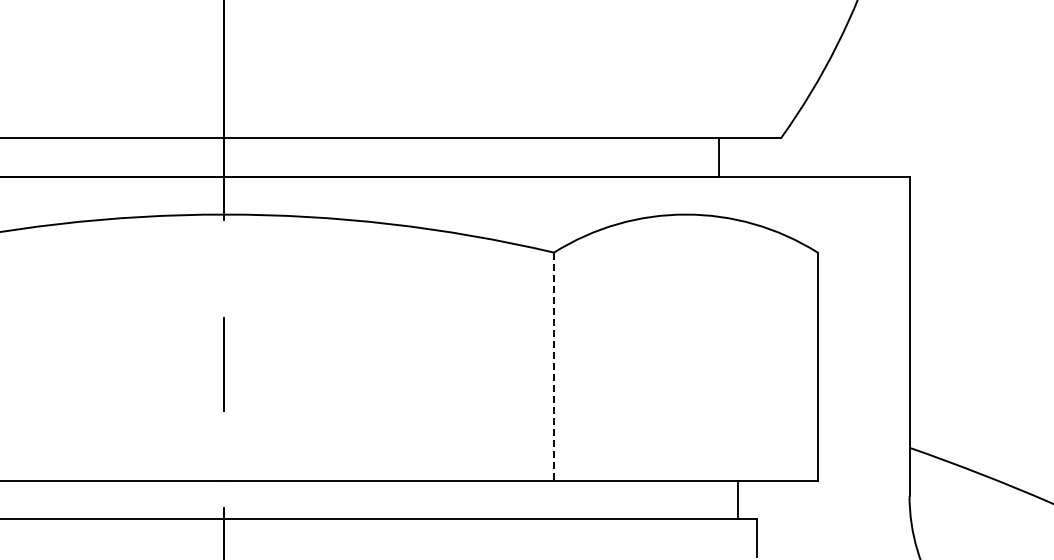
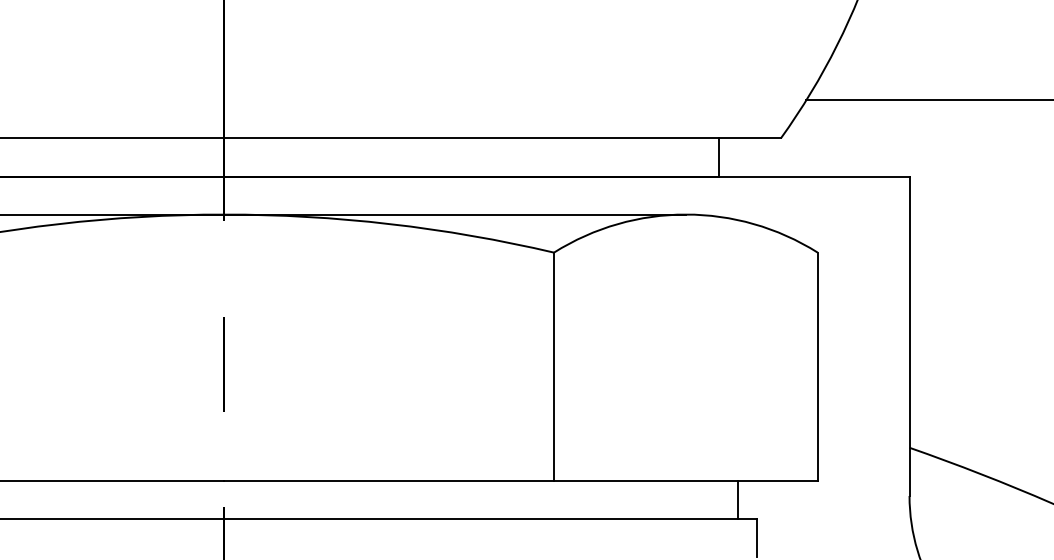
line: none -> present (928, 100)
line: none -> present (343, 214)
line: dashed -> solid (554, 367)
